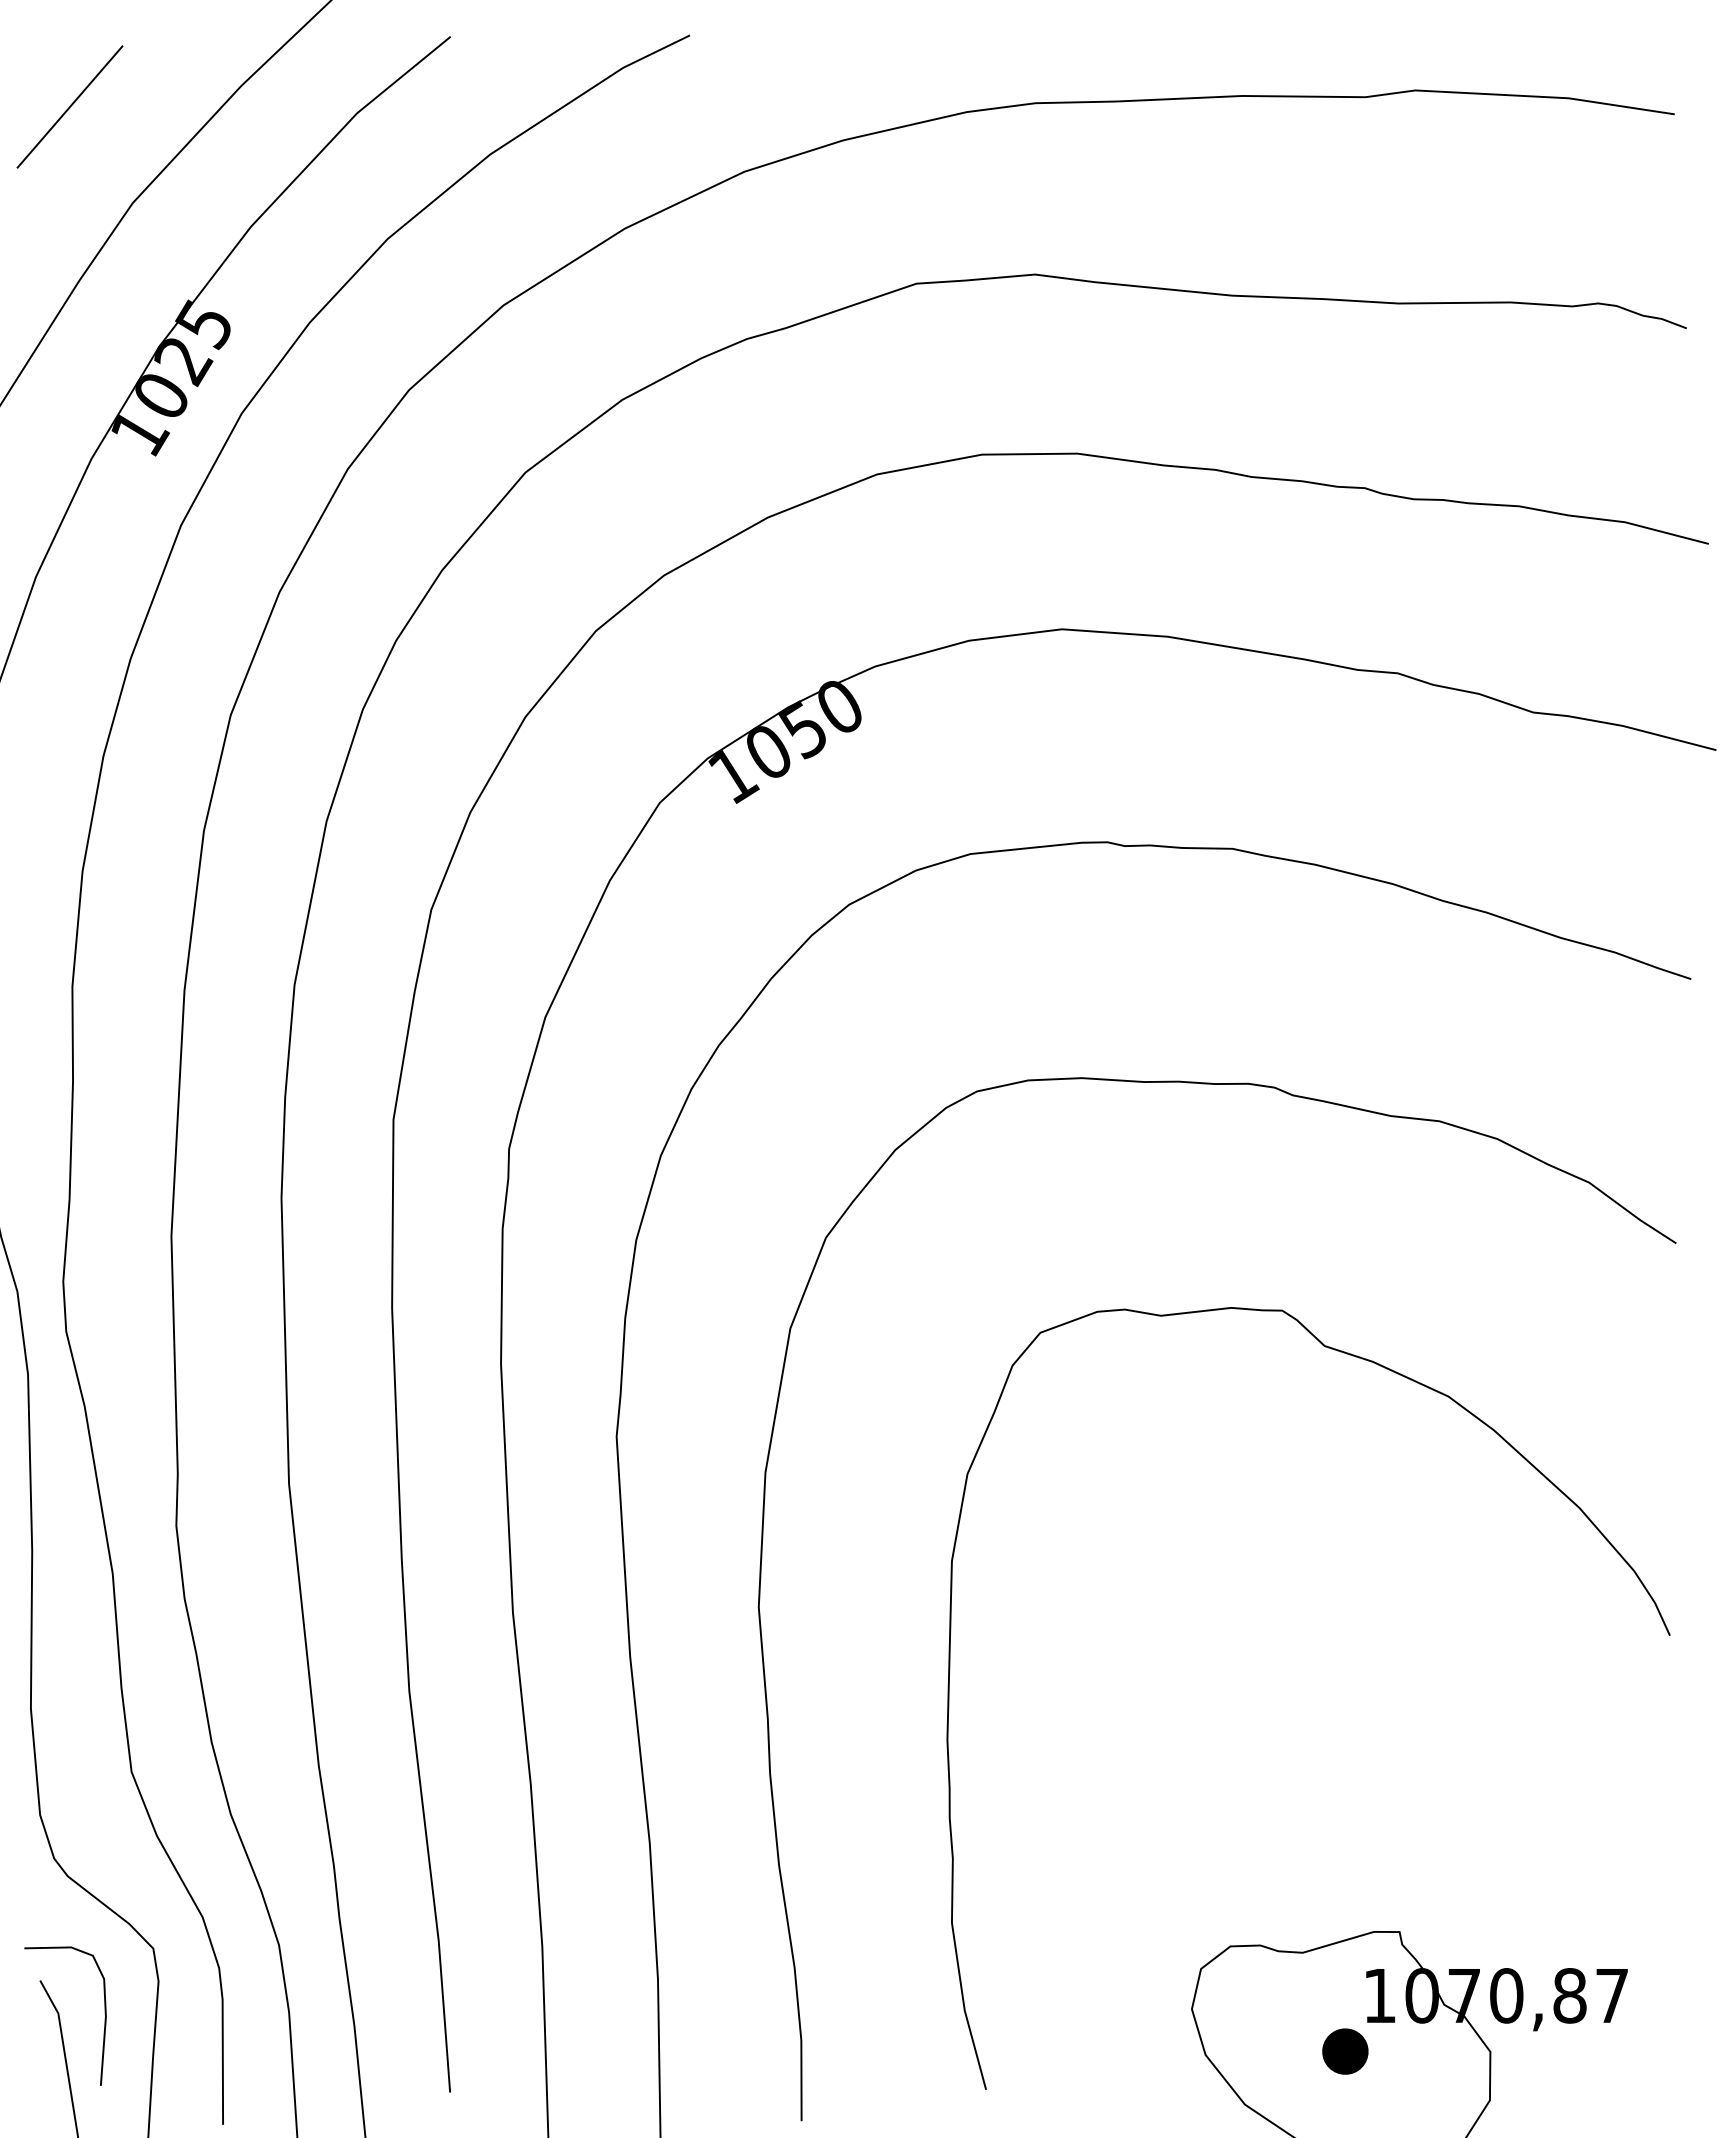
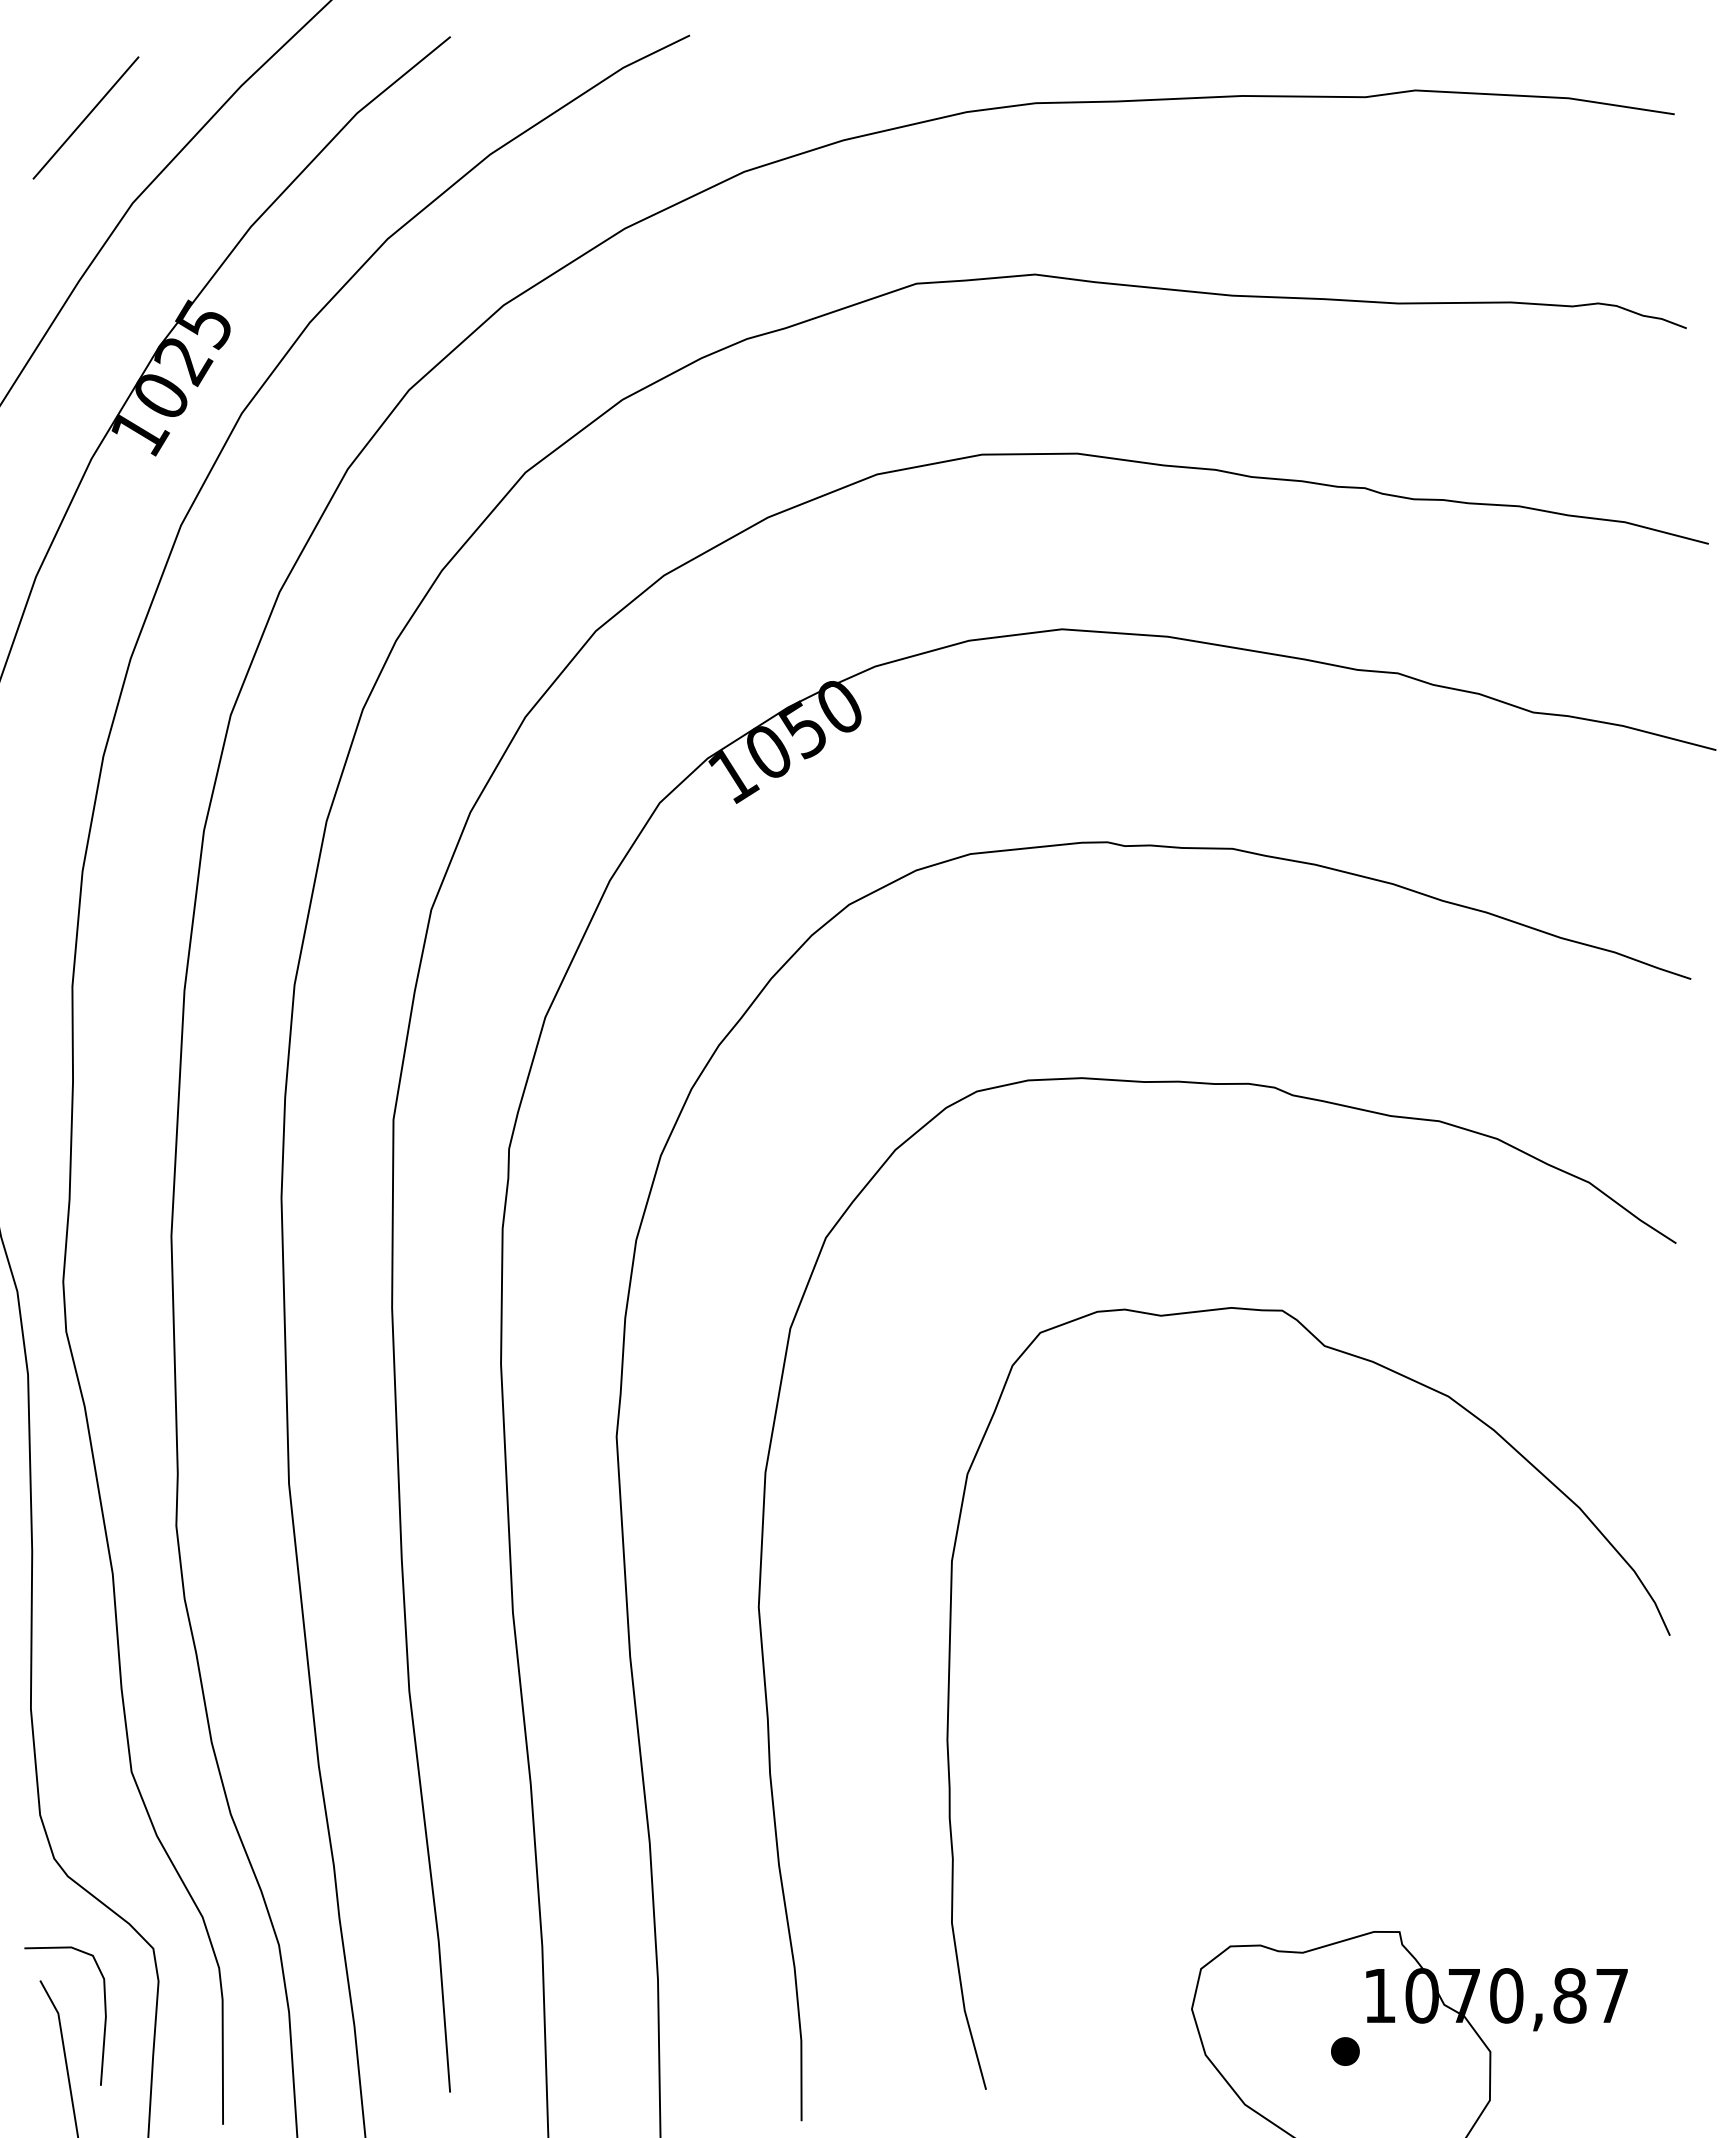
line position: (69, 106) -> (85, 117) (85, 117)
part size: 47x47 px -> 29x29 px (1345, 2051)
